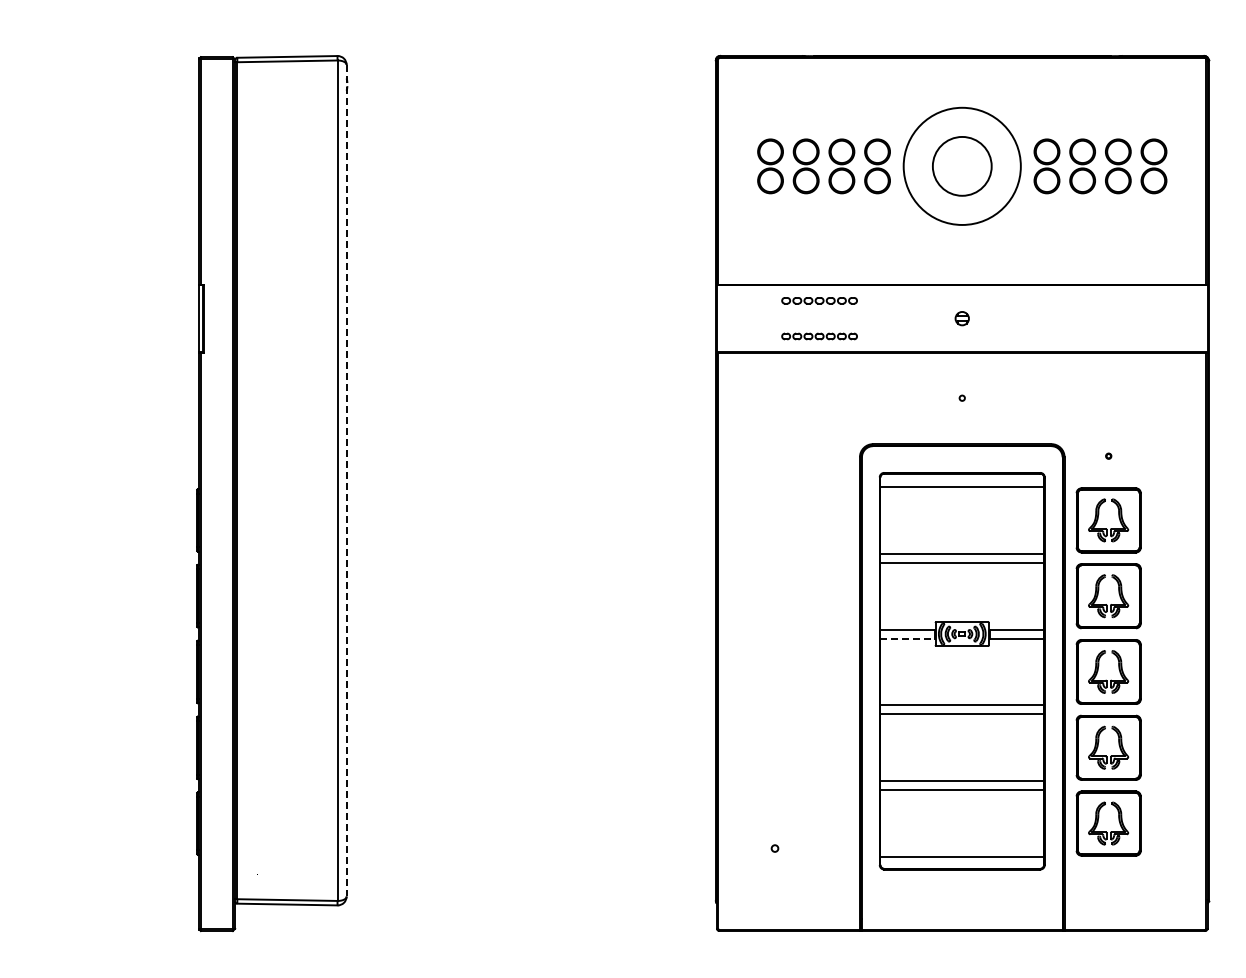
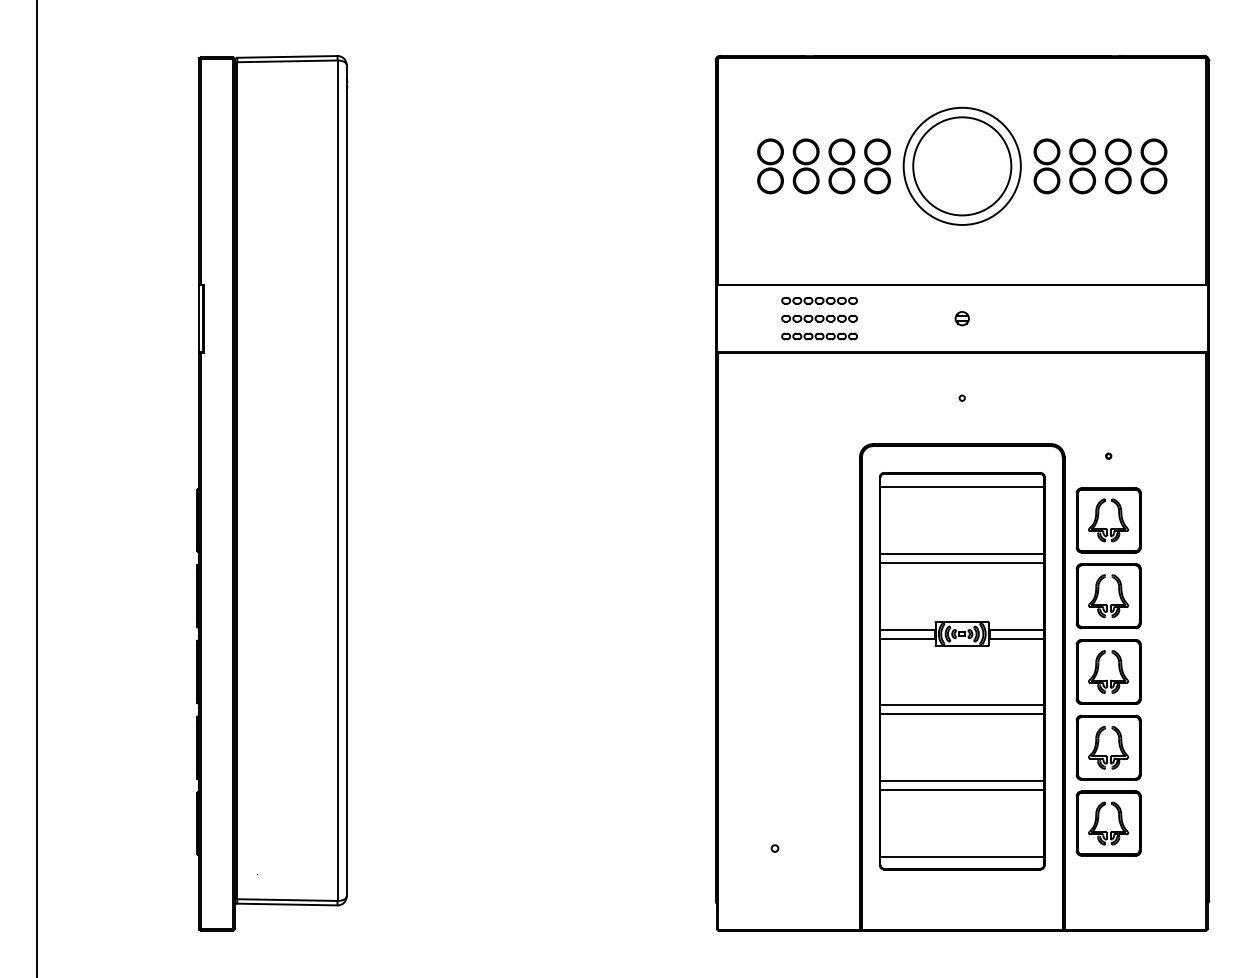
circle diameter: 59 px -> 98 px (962, 166)
part: none -> present (819, 318)
line: dashed -> solid (346, 480)
line: none -> present (37, 488)
line: dashed -> solid (908, 638)
